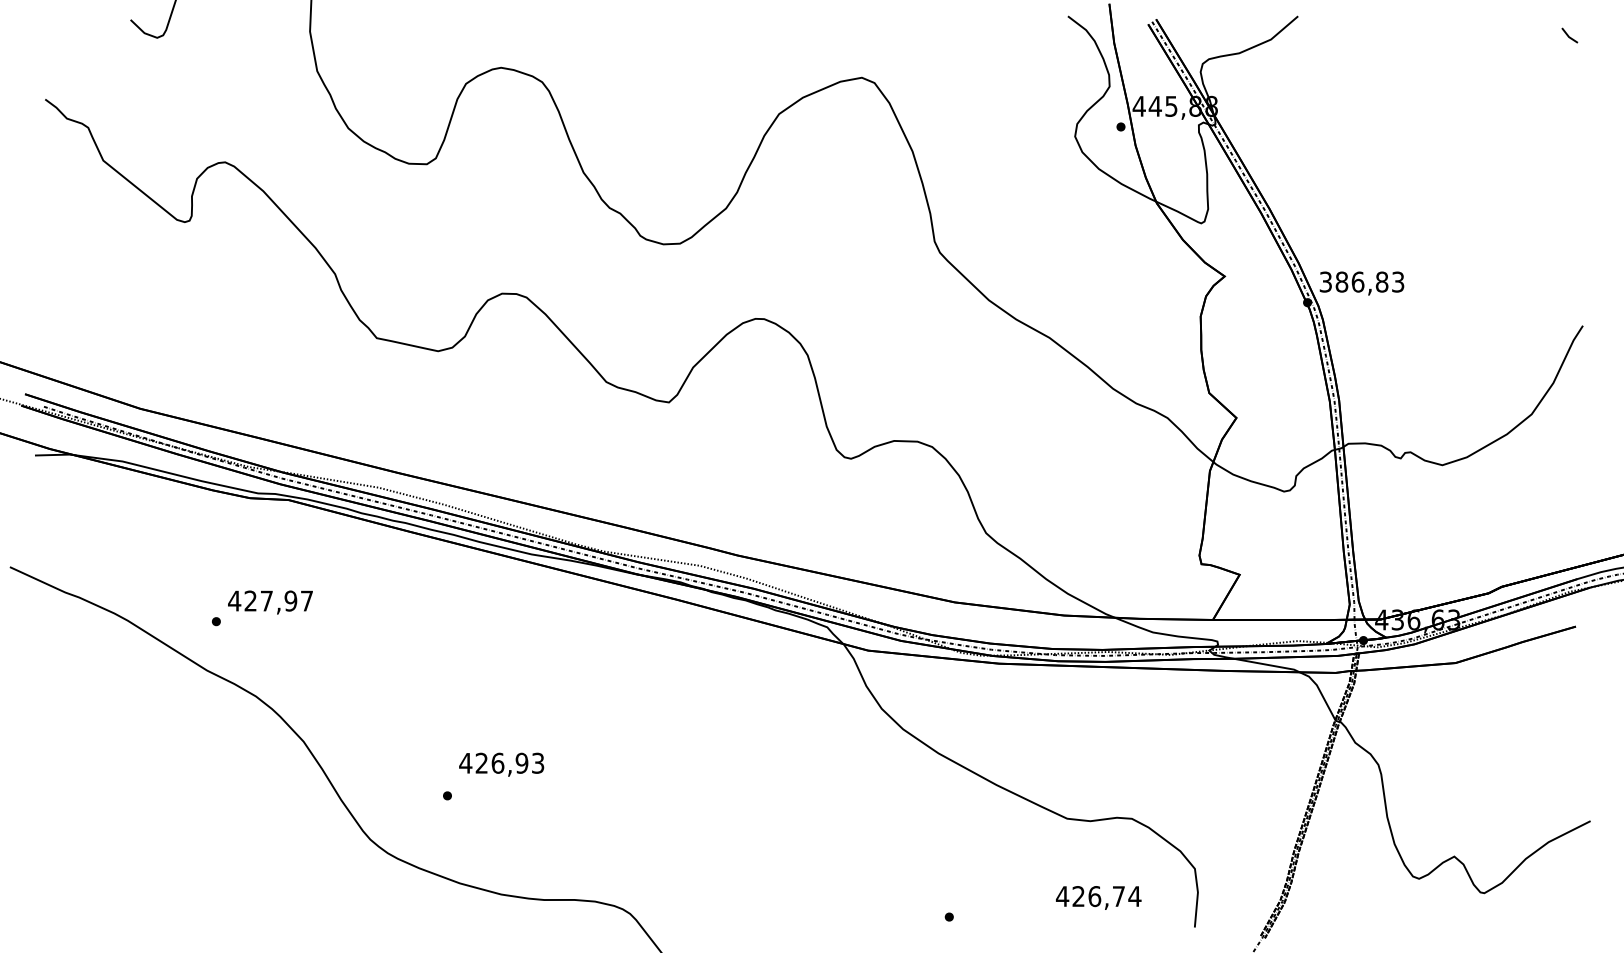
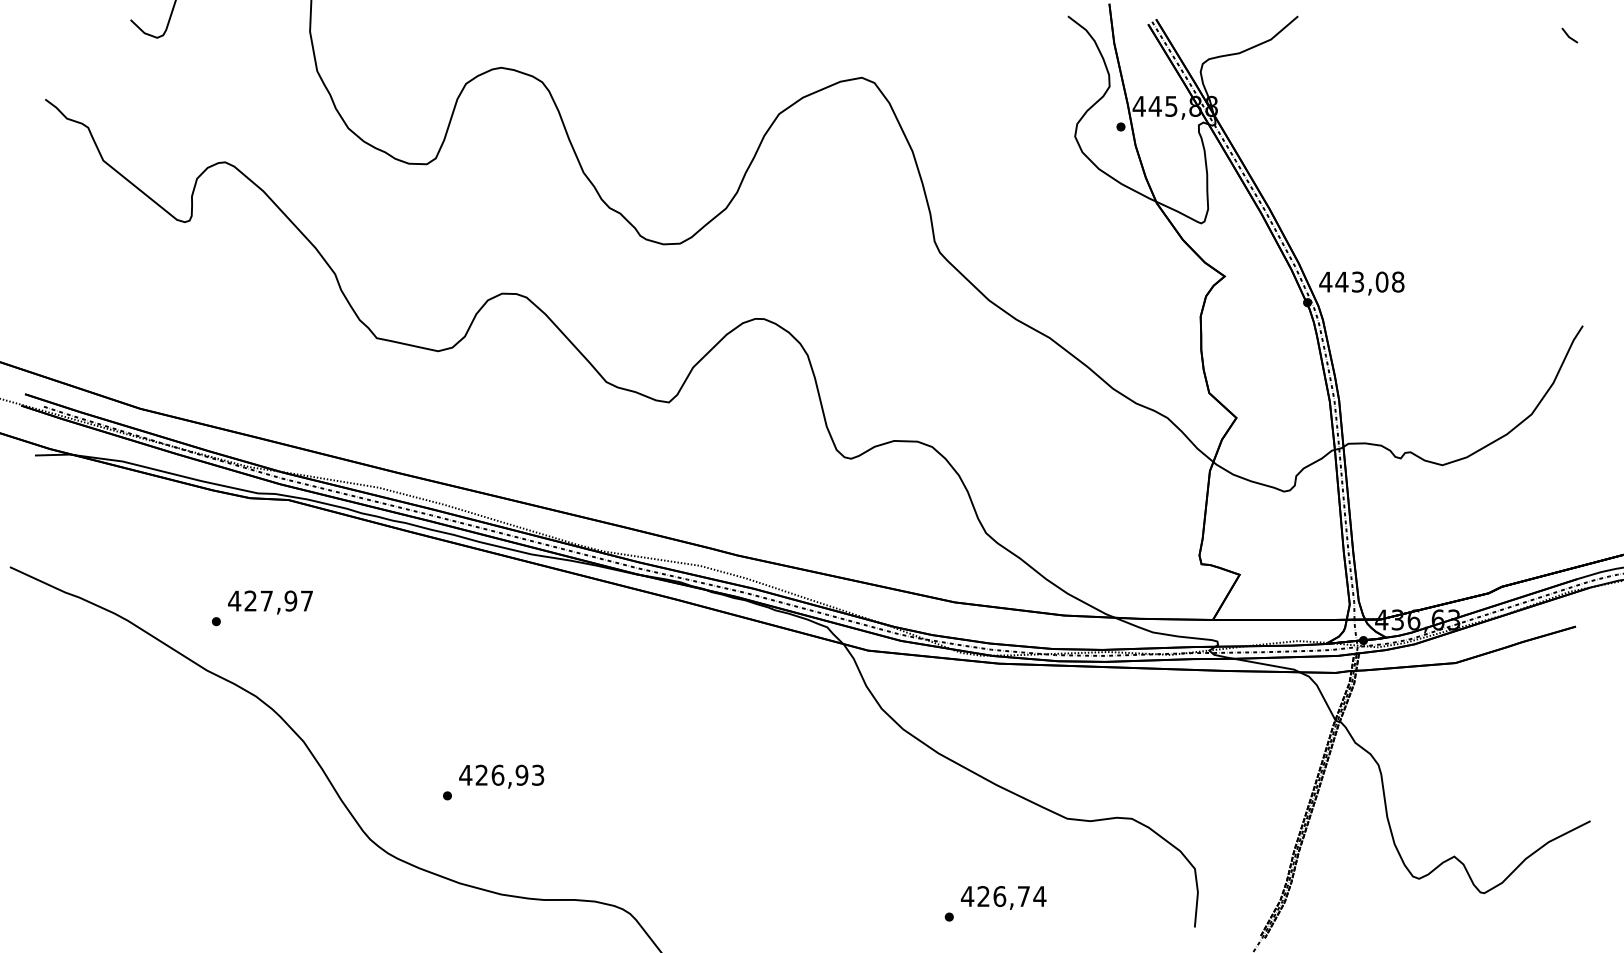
text: 386,83 -> 443,08 (1361, 281)
text position: (501, 764) -> (501, 776) (501, 776)
text position: (1098, 897) -> (1003, 897) (1003, 897)
